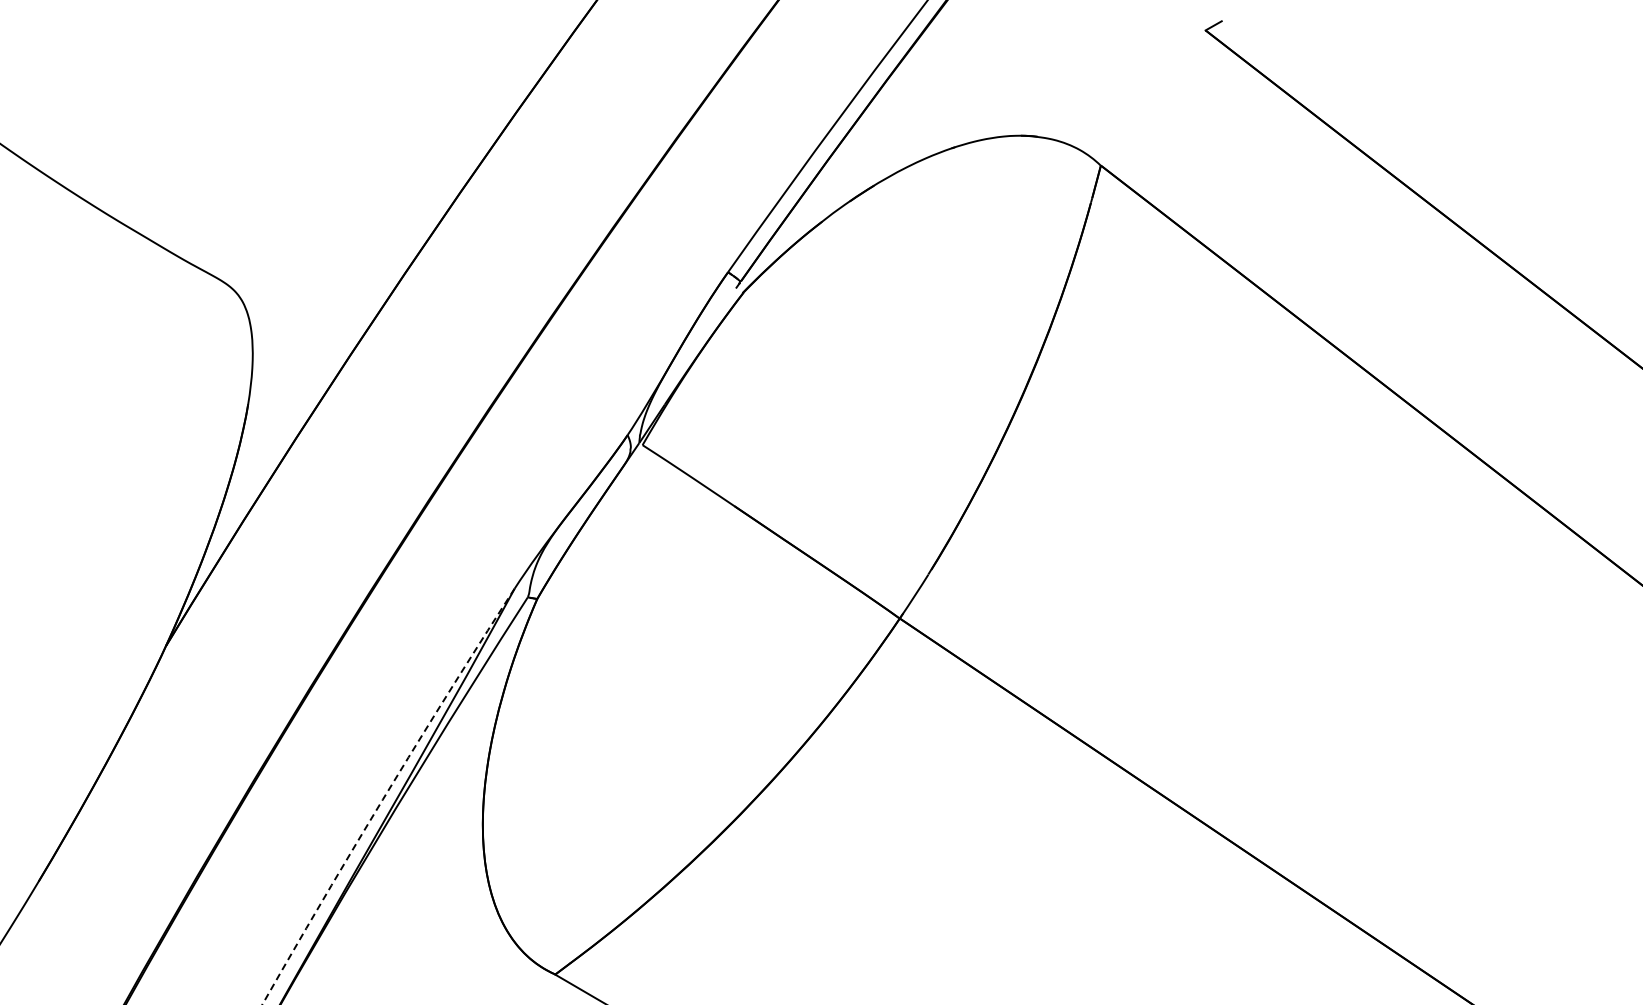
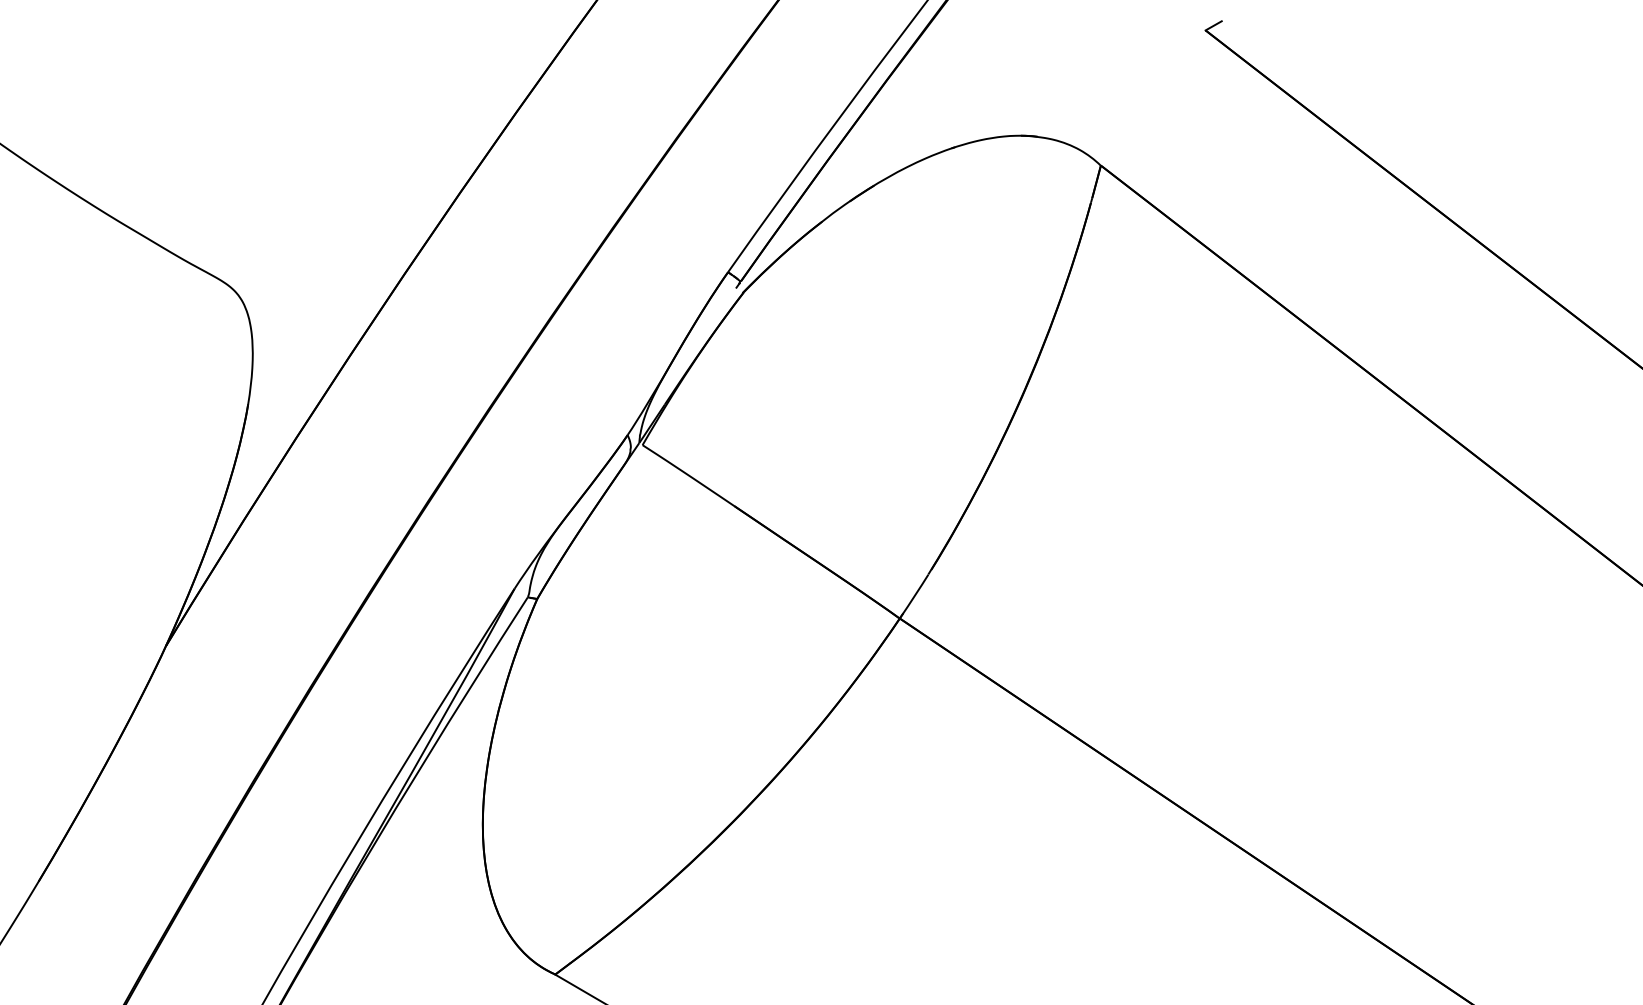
arc: dashed -> solid (385, 794)
